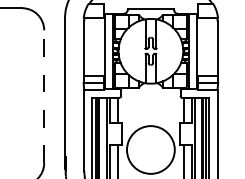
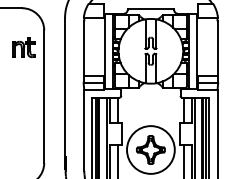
part: none -> present (23, 47)
line: dashed -> solid (44, 96)
part: none -> present (150, 149)
